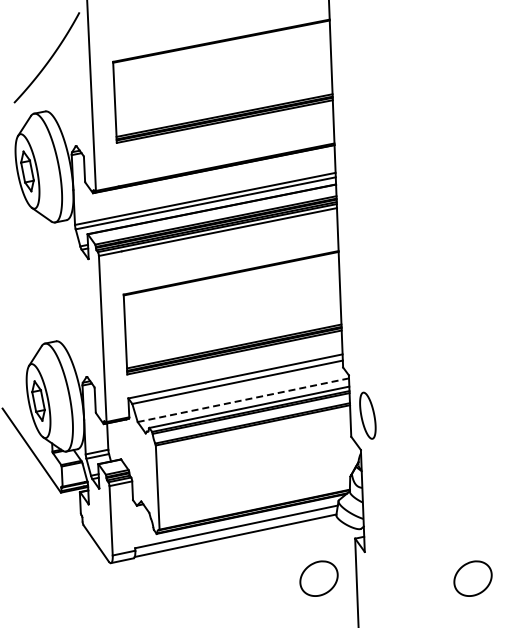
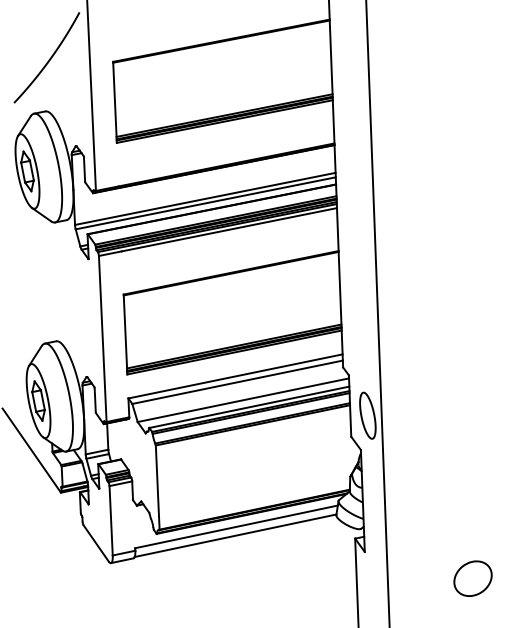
line: none -> present (377, 313)
line: dashed -> solid (243, 400)
part: present -> none (318, 578)
